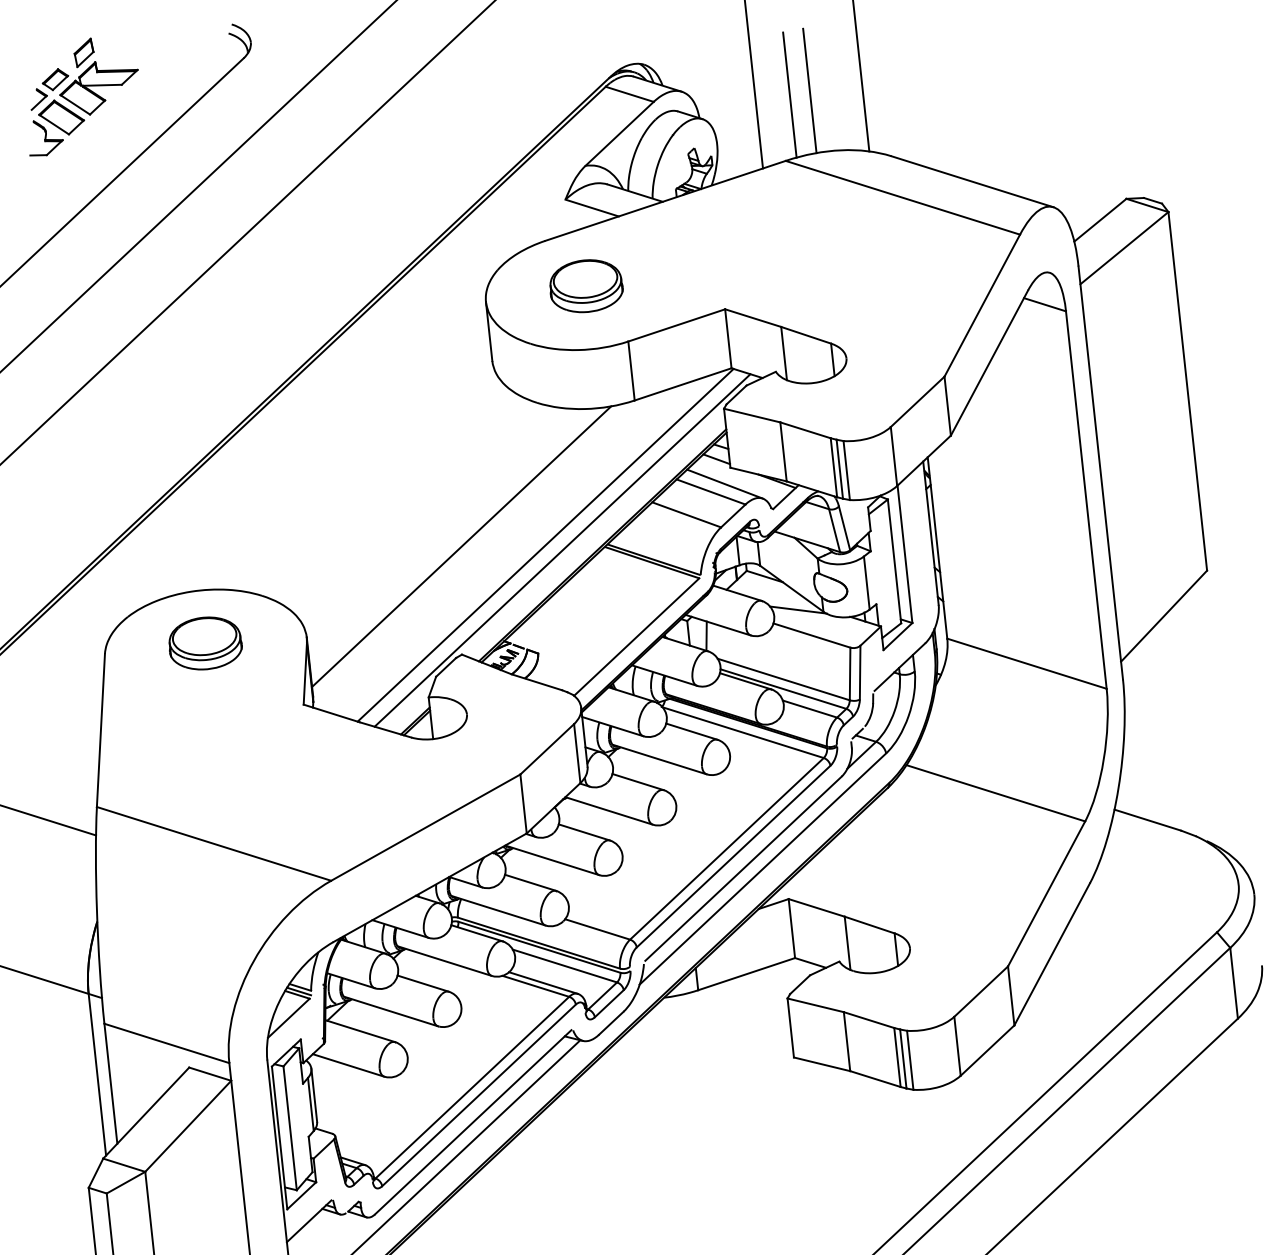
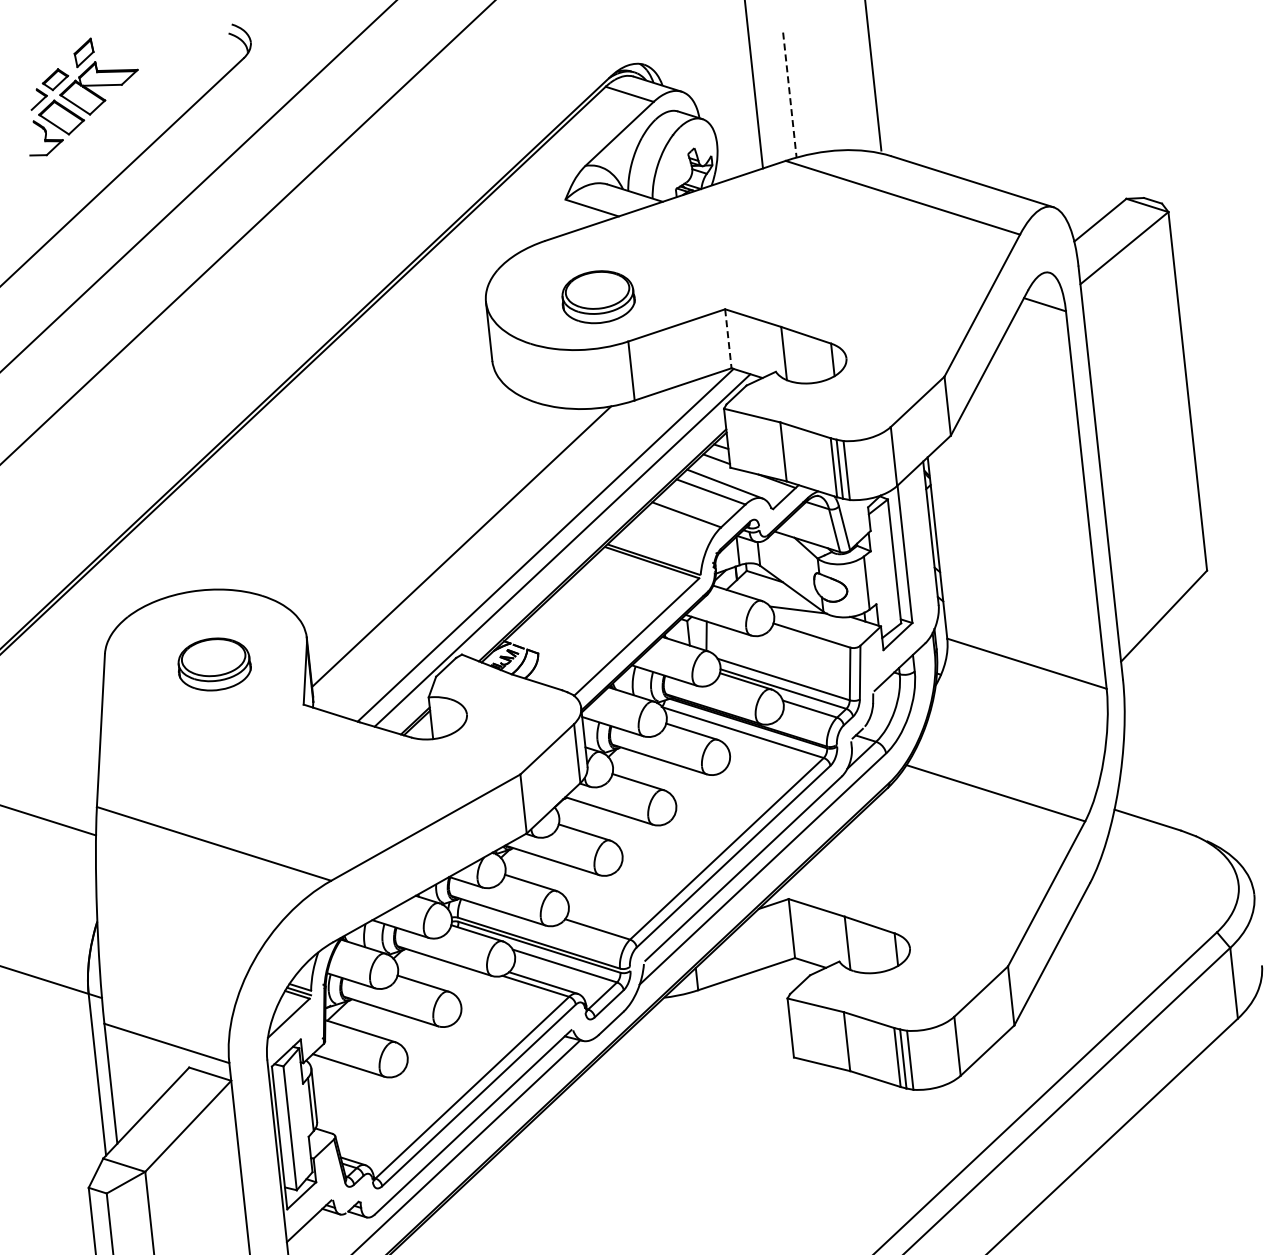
line position: (861, 76) -> (873, 76) (873, 76)
line: present -> none (809, 90)
line: solid -> dashed (789, 95)
part position: (586, 286) -> (598, 297) (598, 297)
line: solid -> dashed (728, 338)
part position: (205, 643) -> (214, 664) (214, 664)
